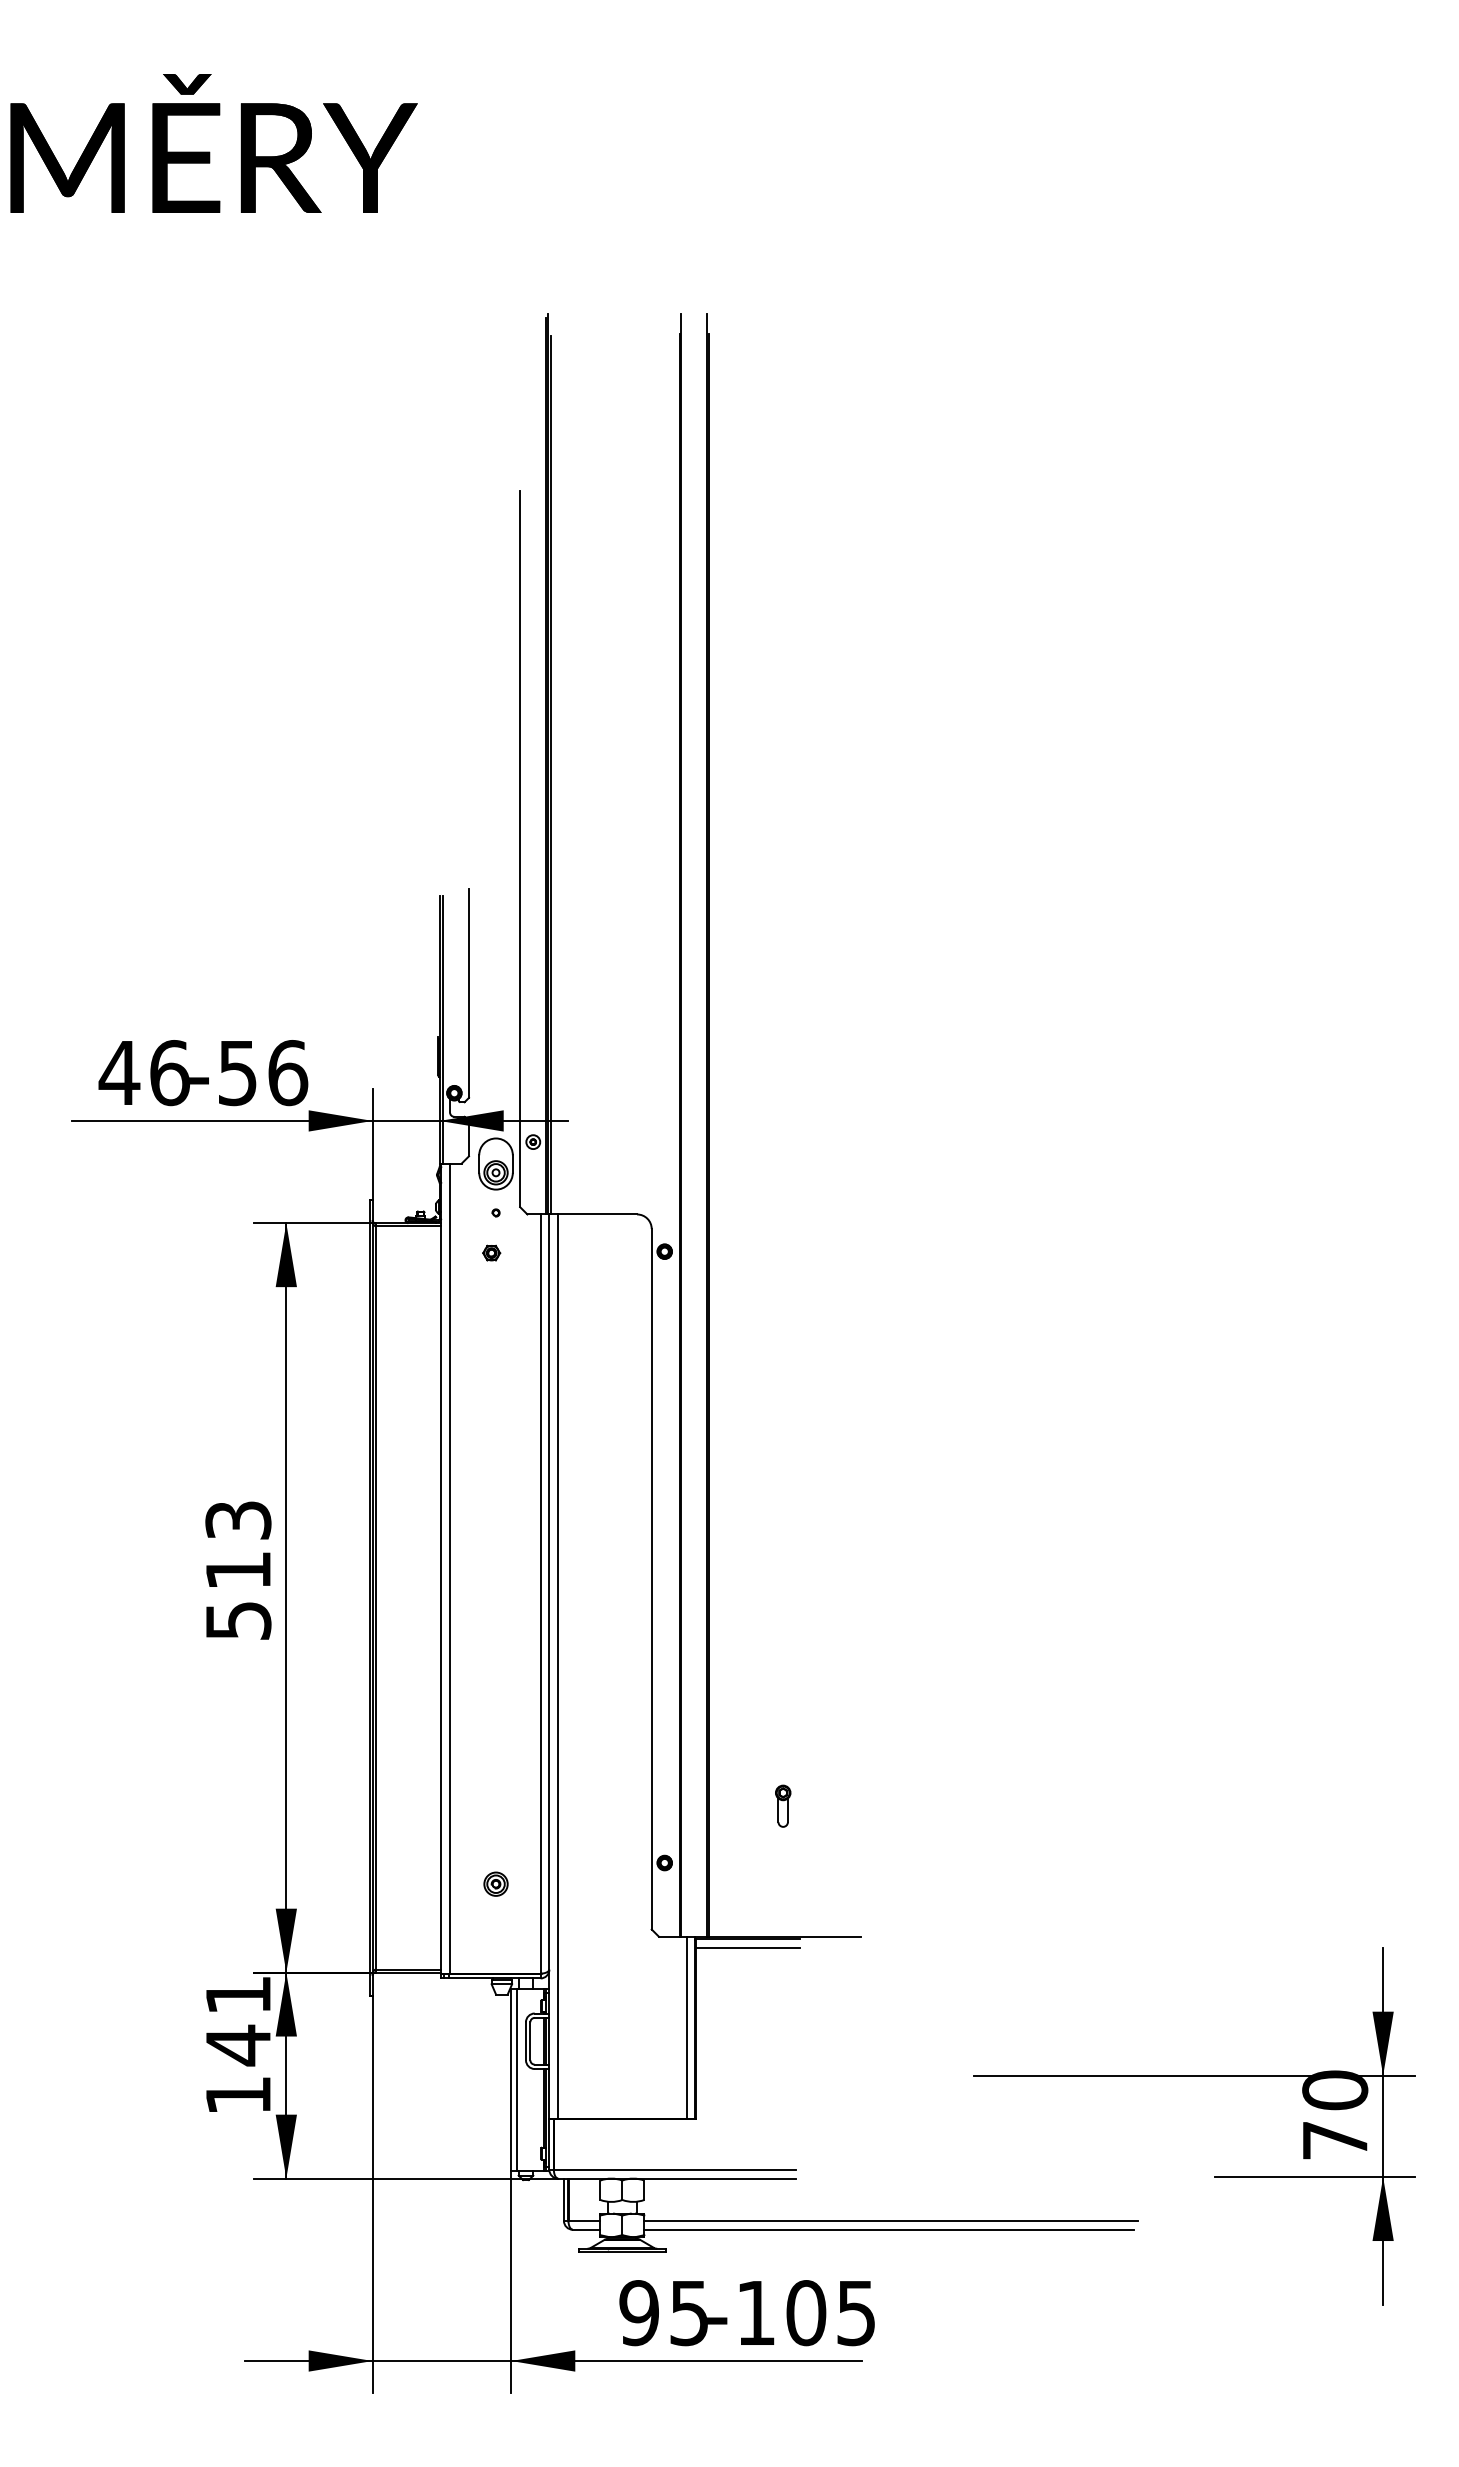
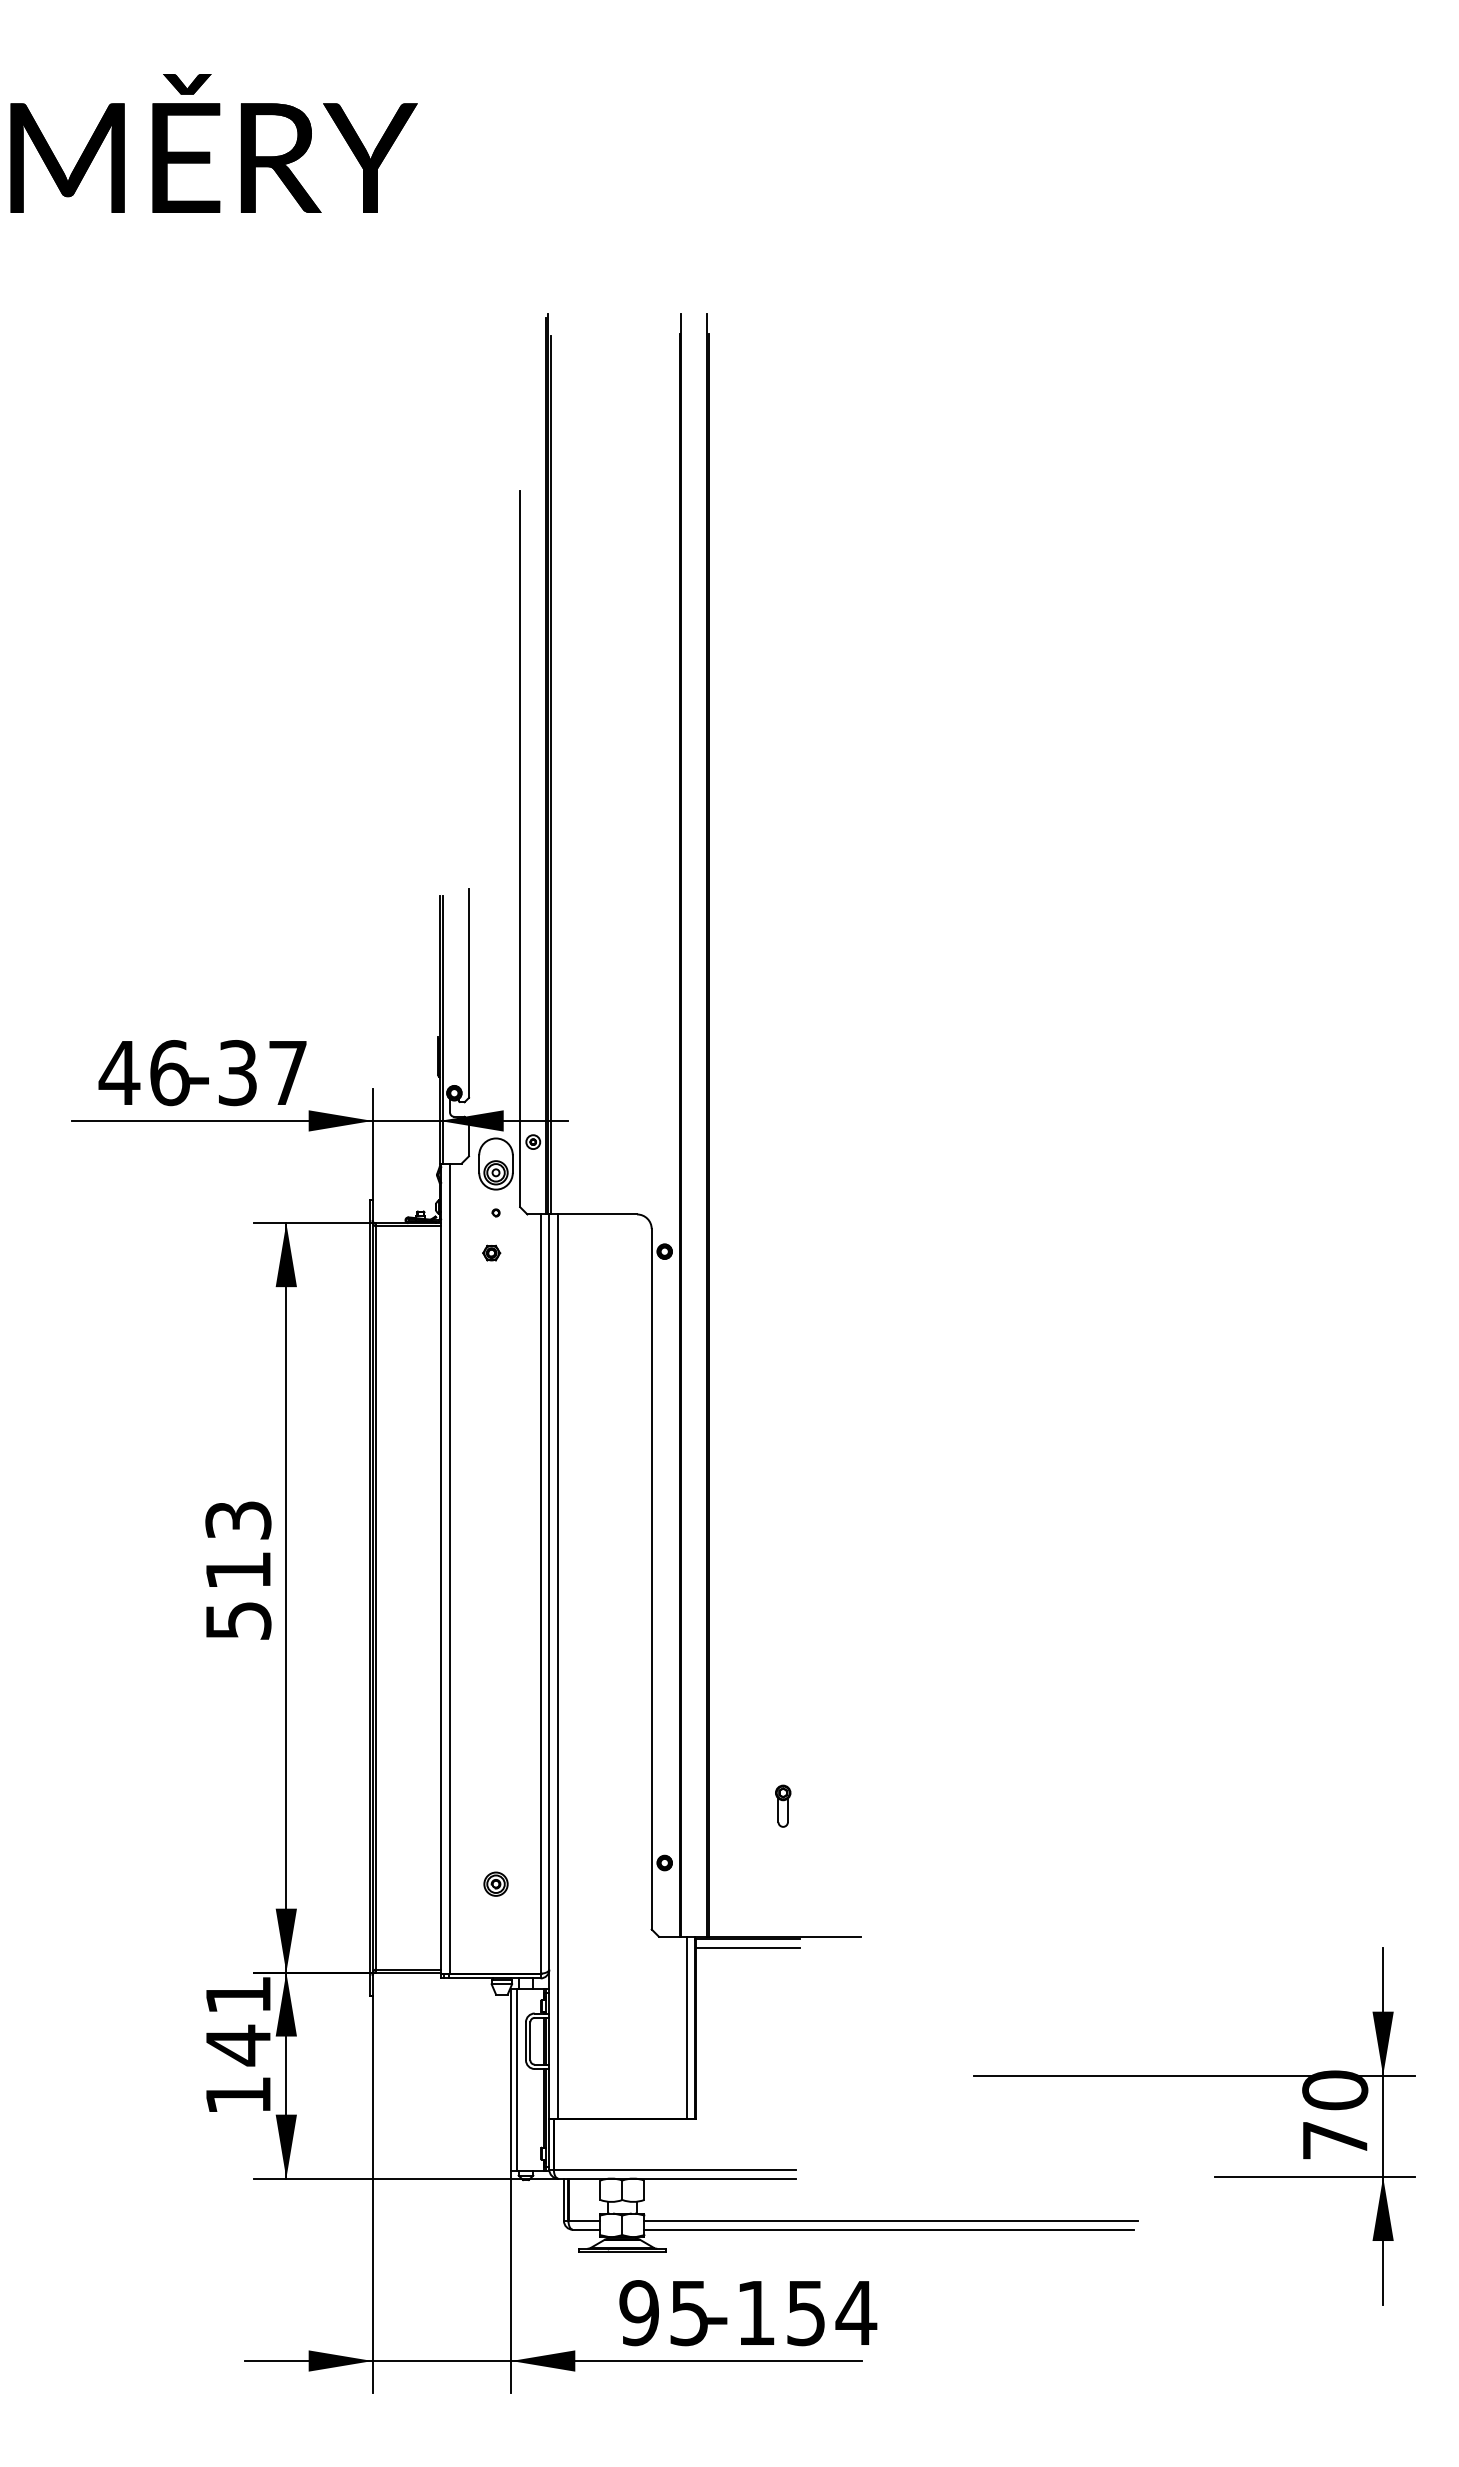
text: -56 -> -37 (263, 1073)
text: -105 -> -154 (831, 2313)
